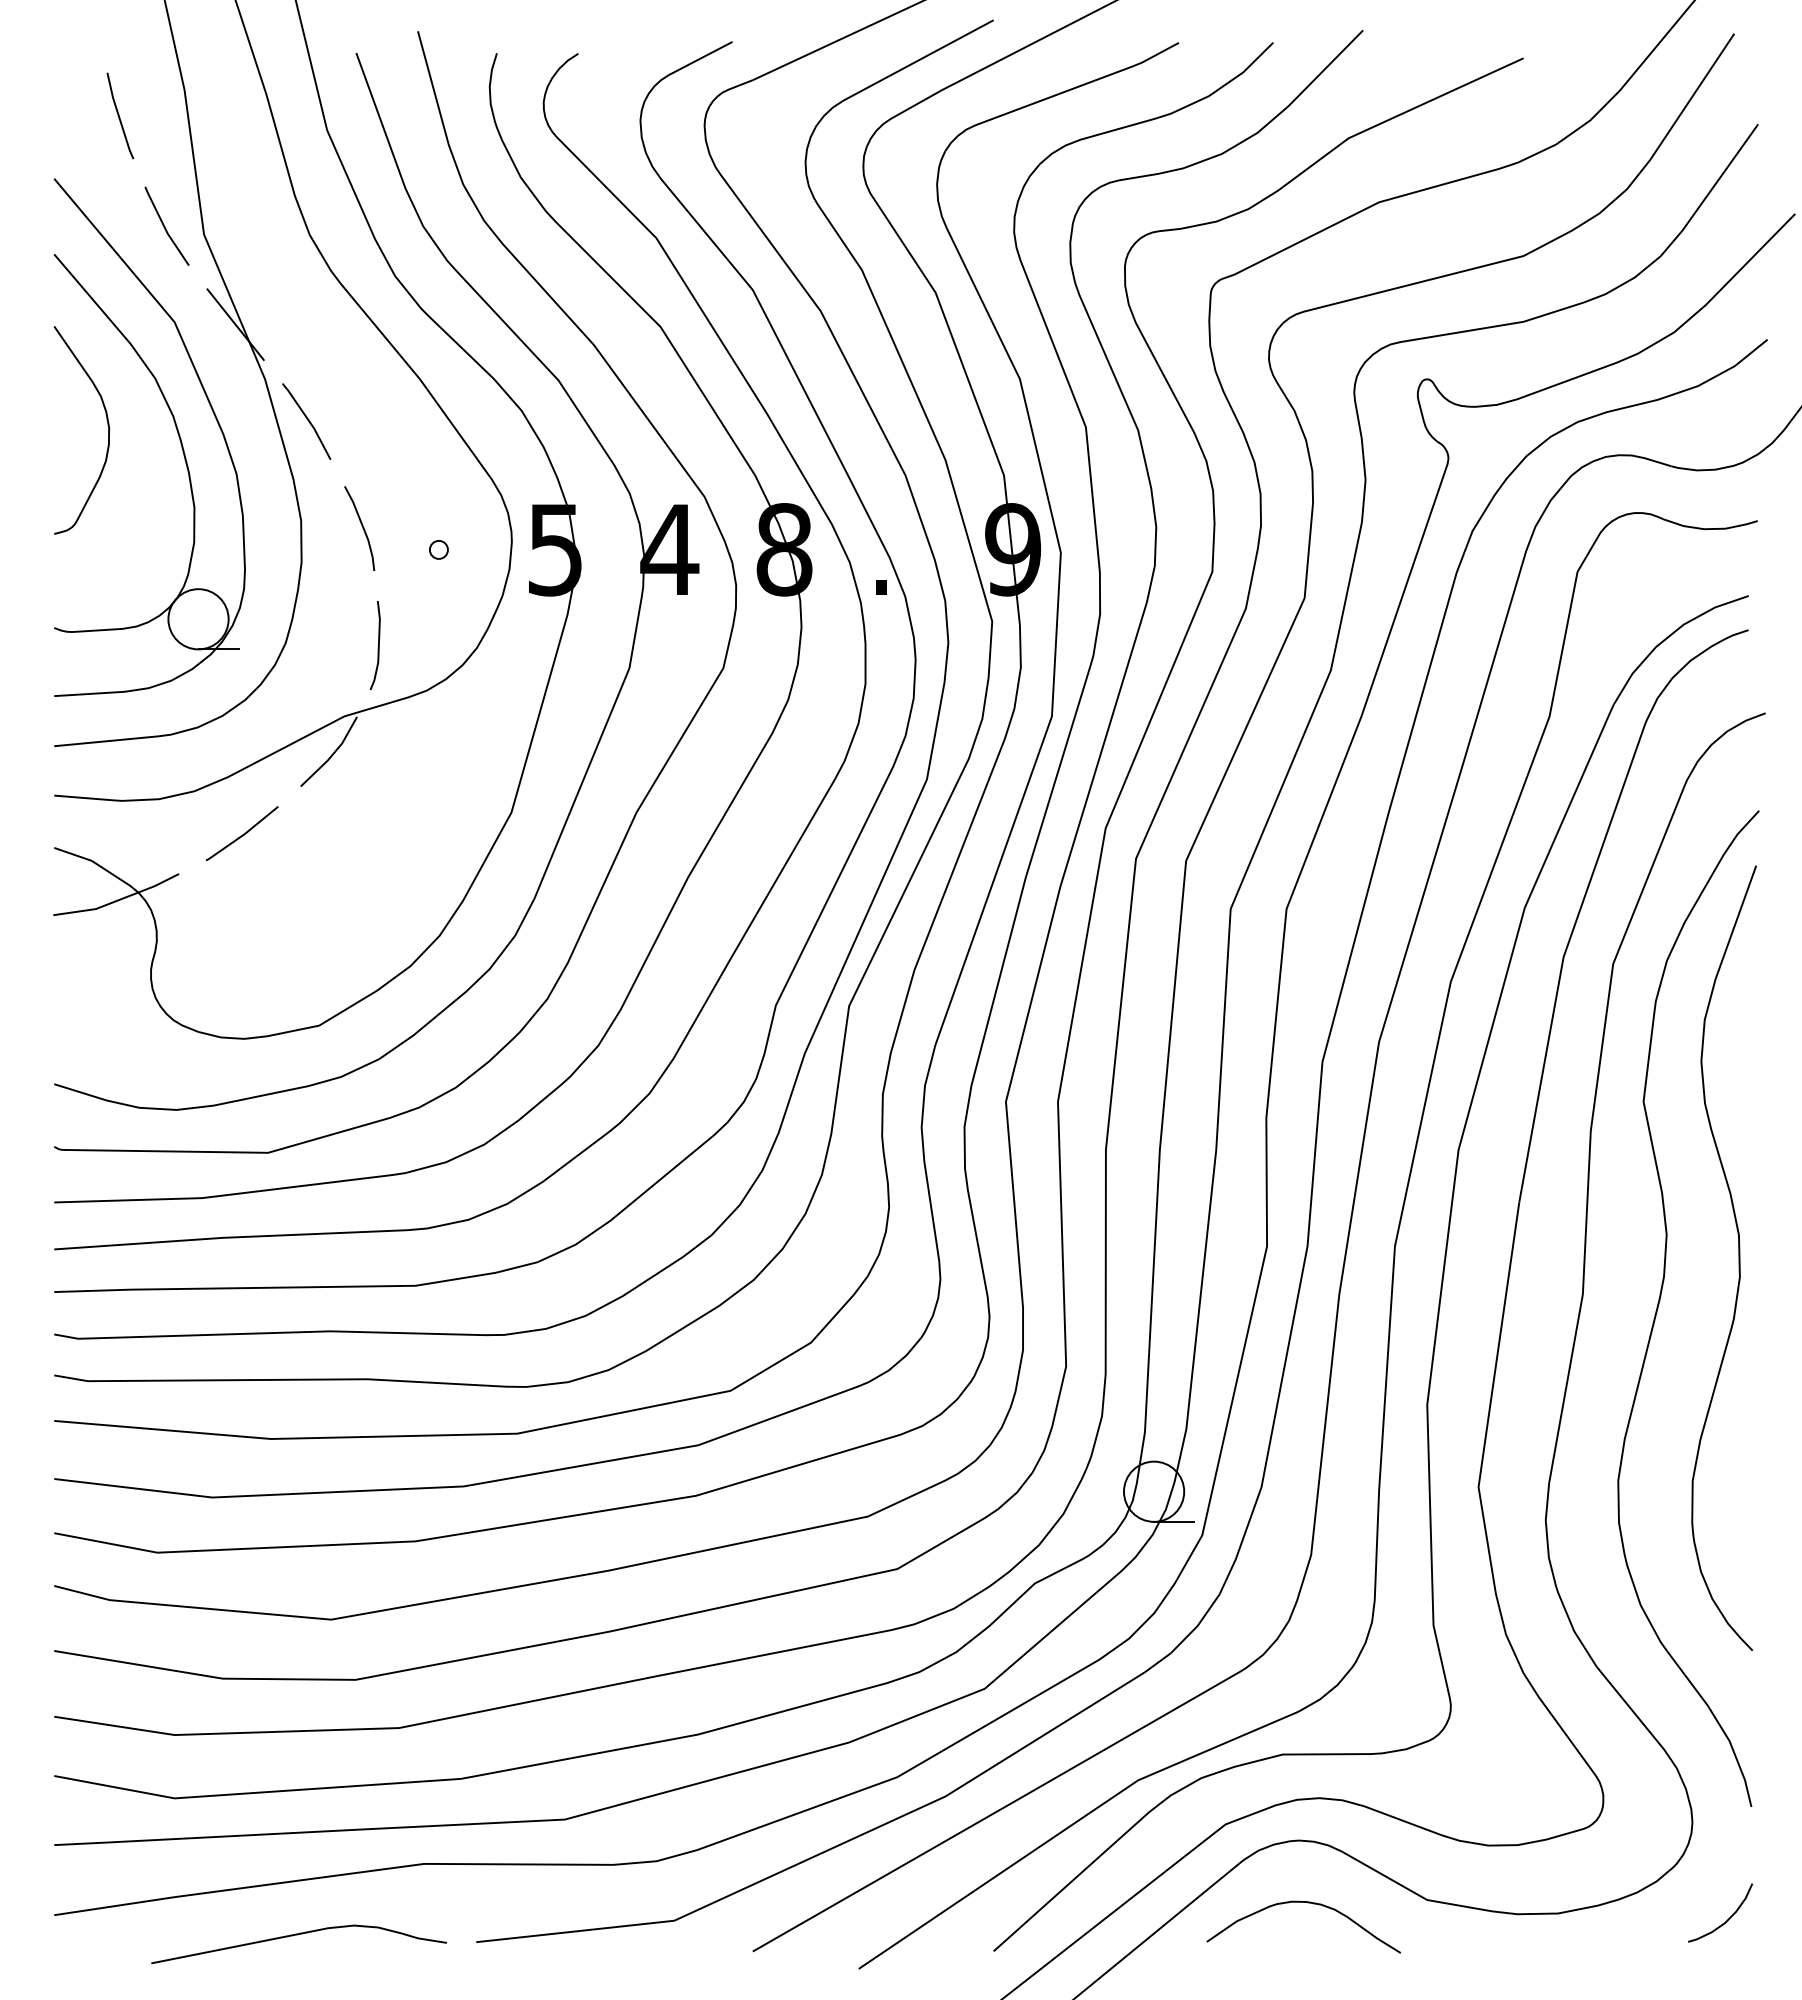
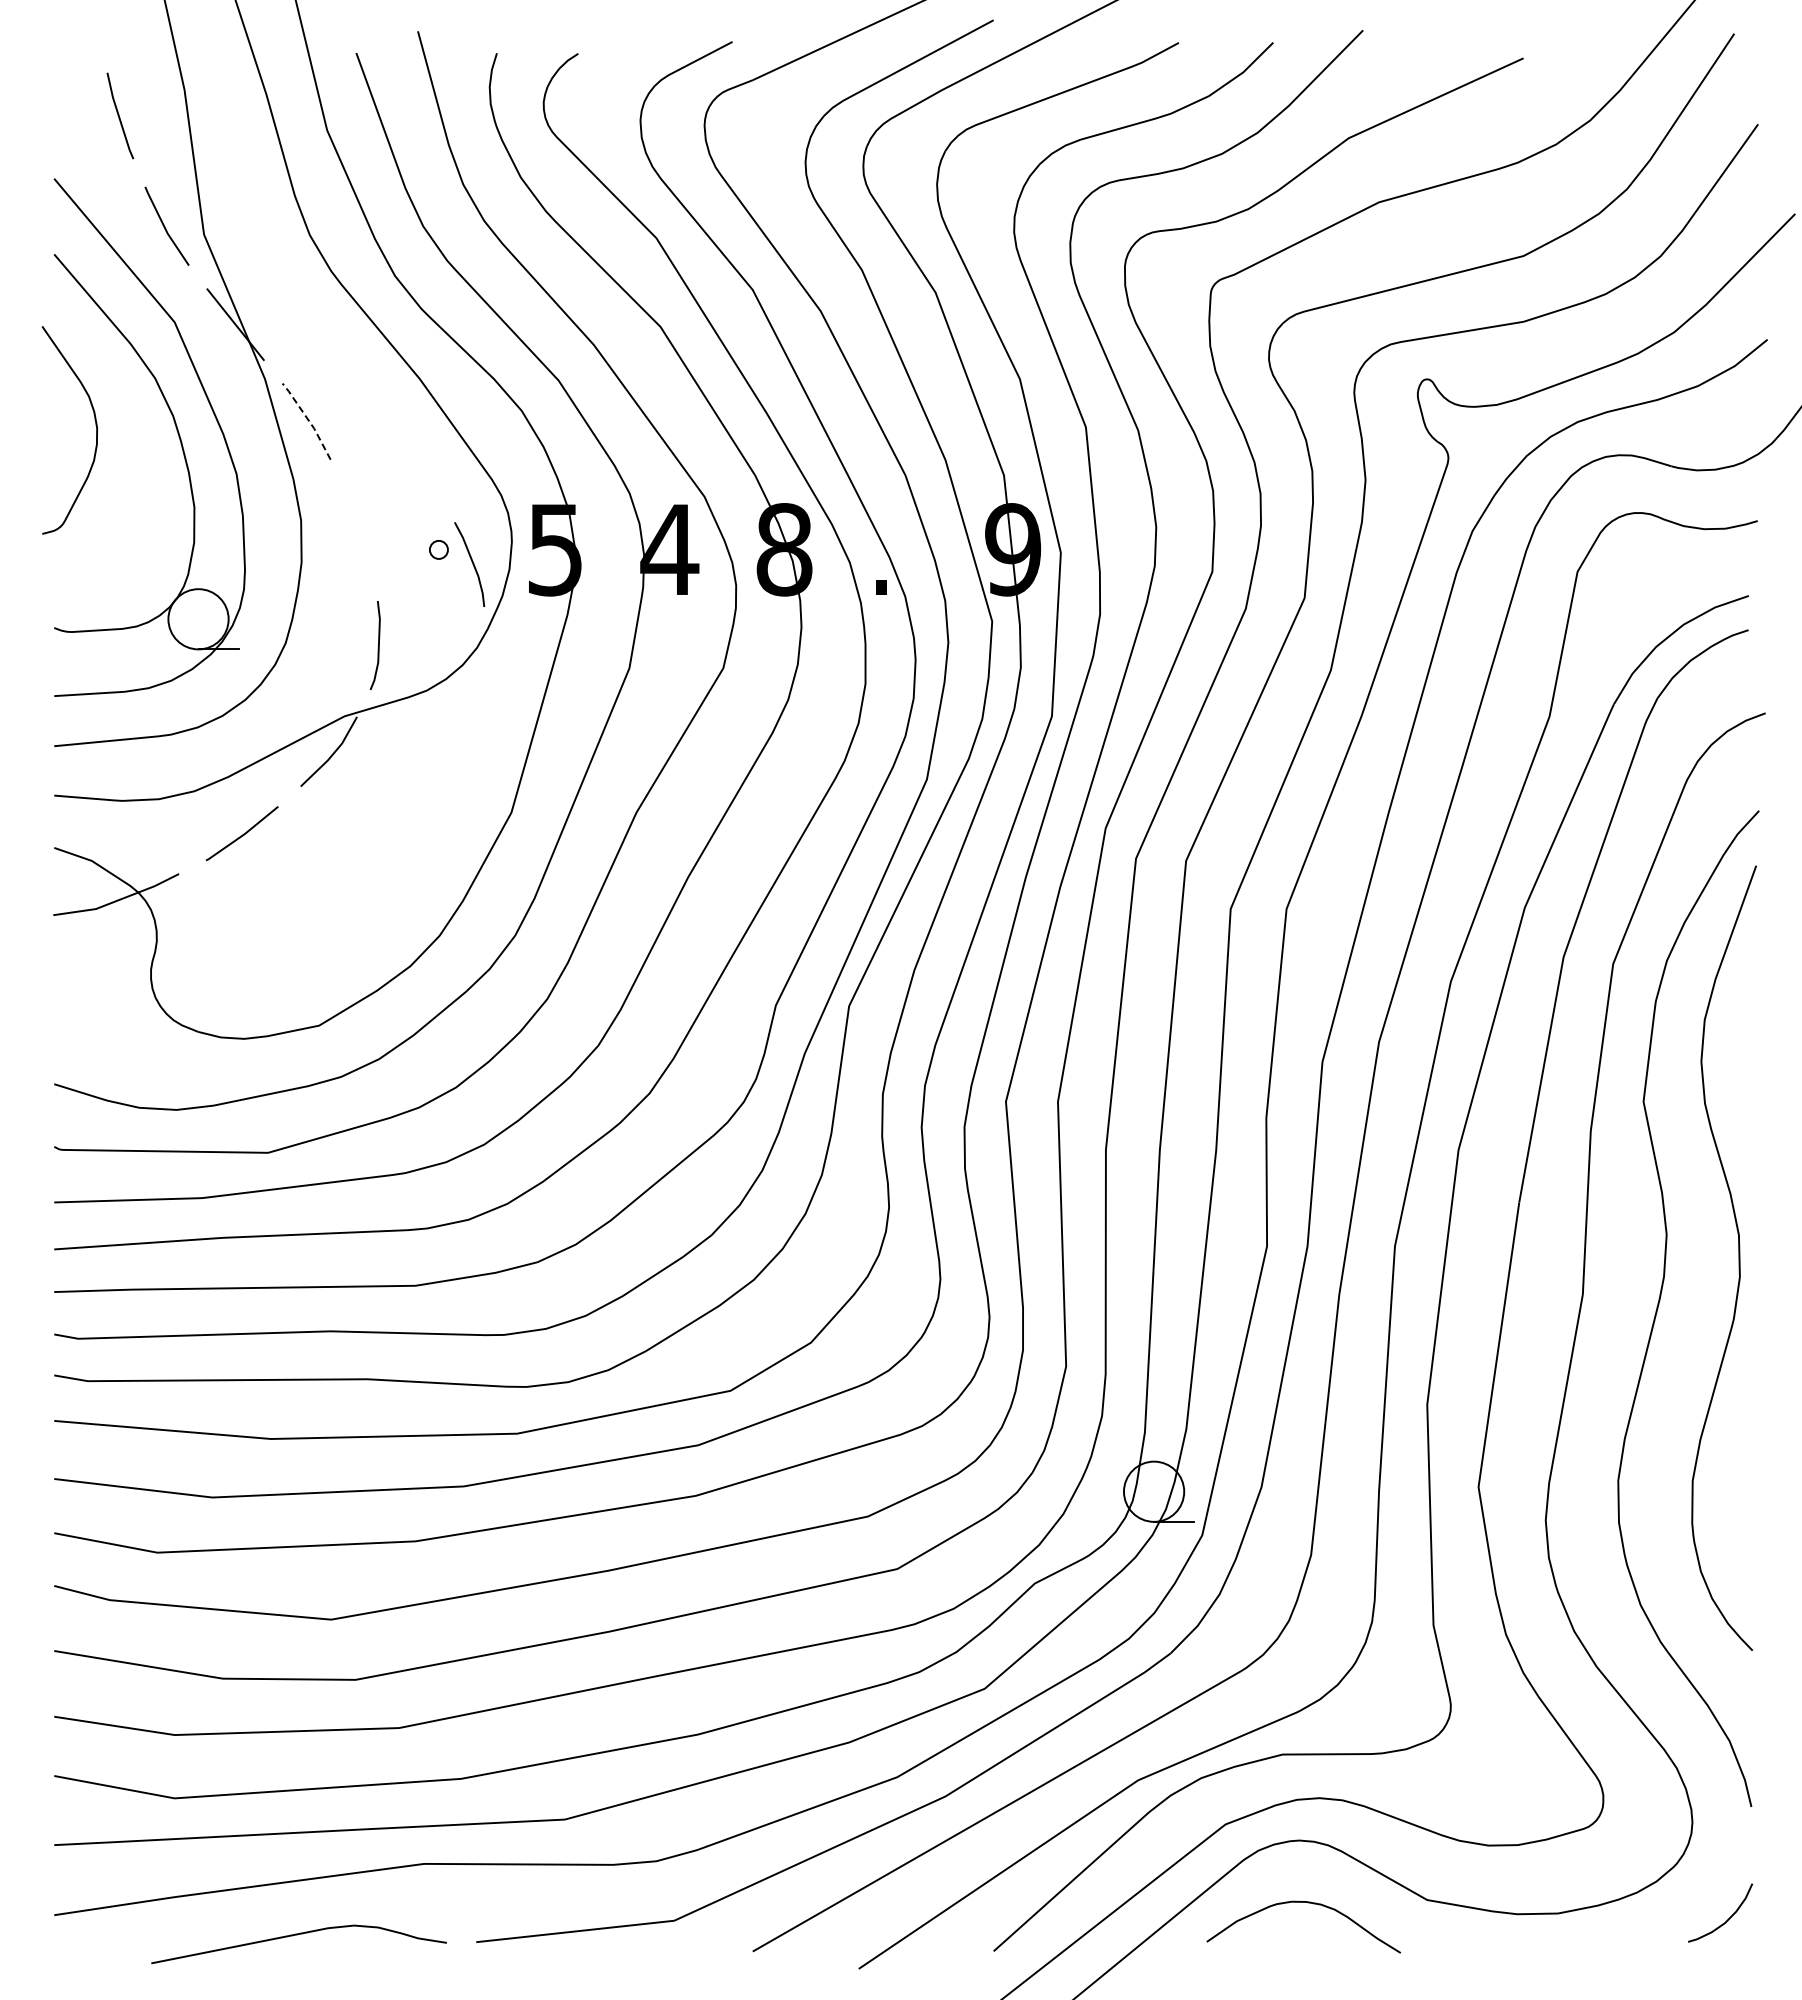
line: solid -> dashed (308, 420)
curve position: (107, 425) -> (95, 425) (95, 425)
line position: (361, 526) -> (471, 562) (471, 562)
